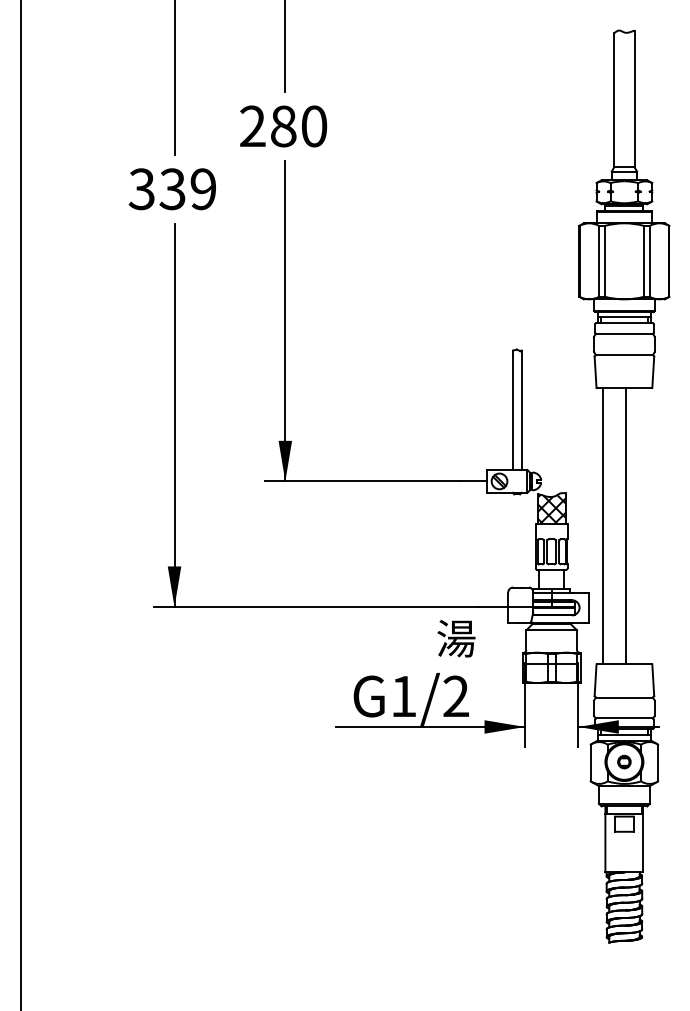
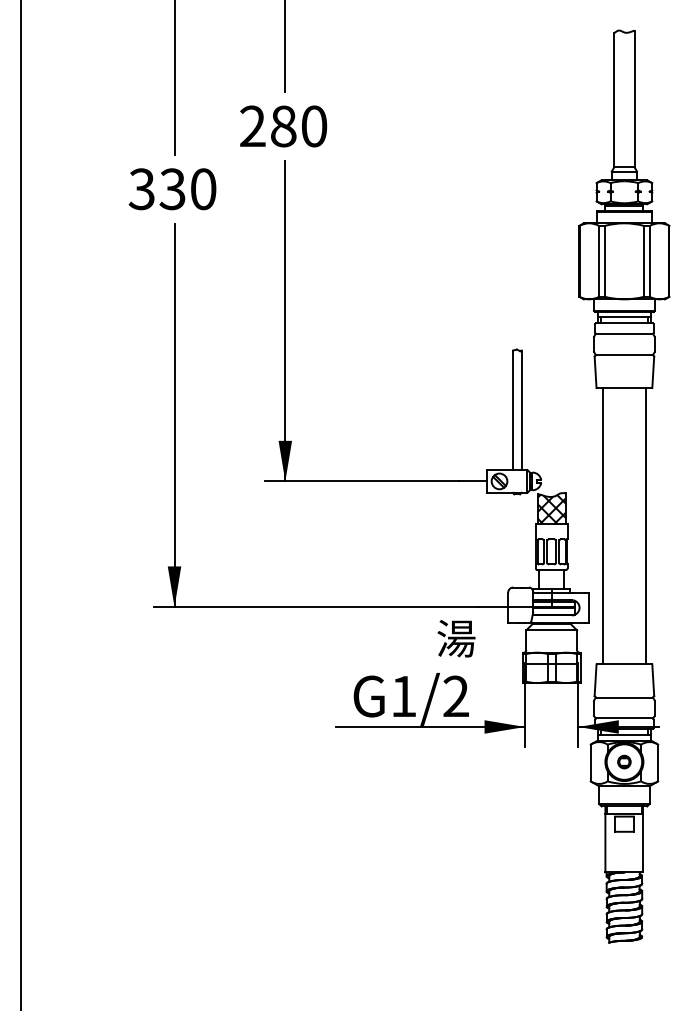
text: 339 -> 330 (203, 189)
line position: (625, 526) -> (645, 526) (645, 526)
